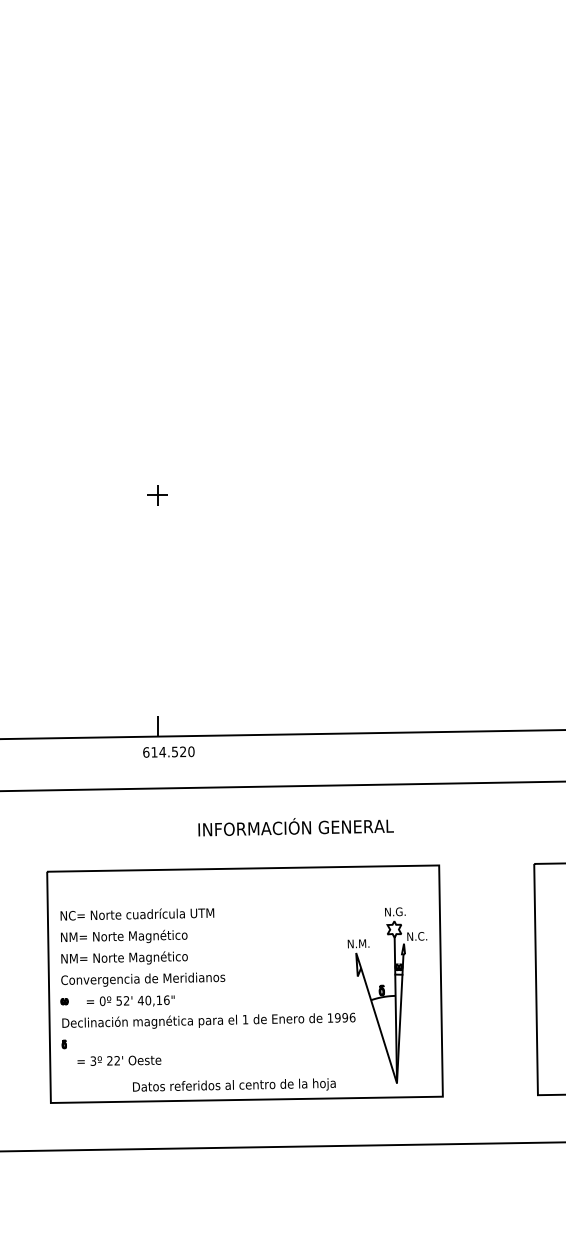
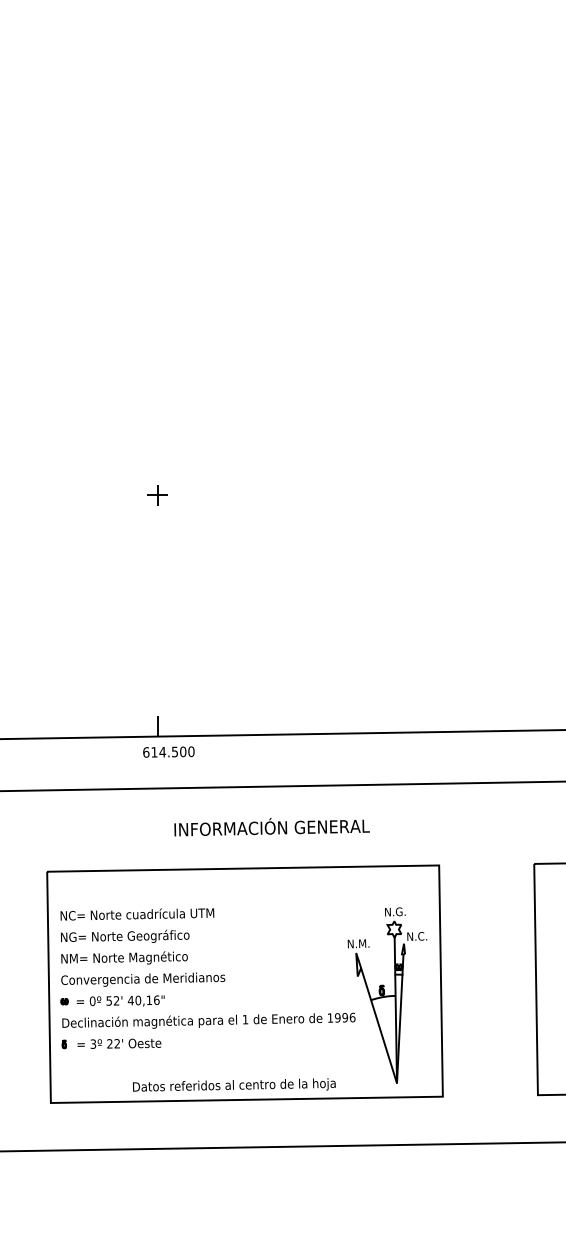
text: 614.520 -> 614.500 (183, 751)
text position: (295, 827) -> (271, 827) (271, 827)
text: NM= Norte Magnético -> NG= Norte Geográfico (129, 936)
text position: (130, 1000) -> (120, 1000) (120, 1000)
text position: (119, 1060) -> (119, 1043) (119, 1043)
